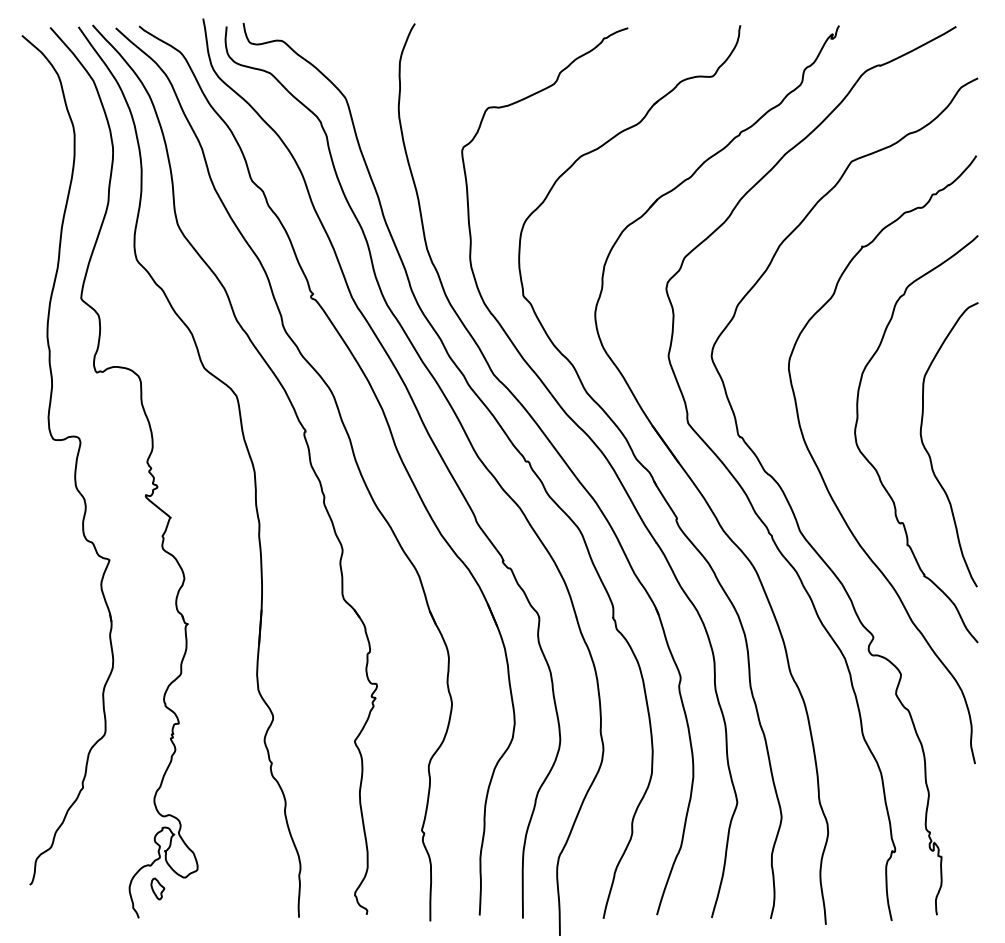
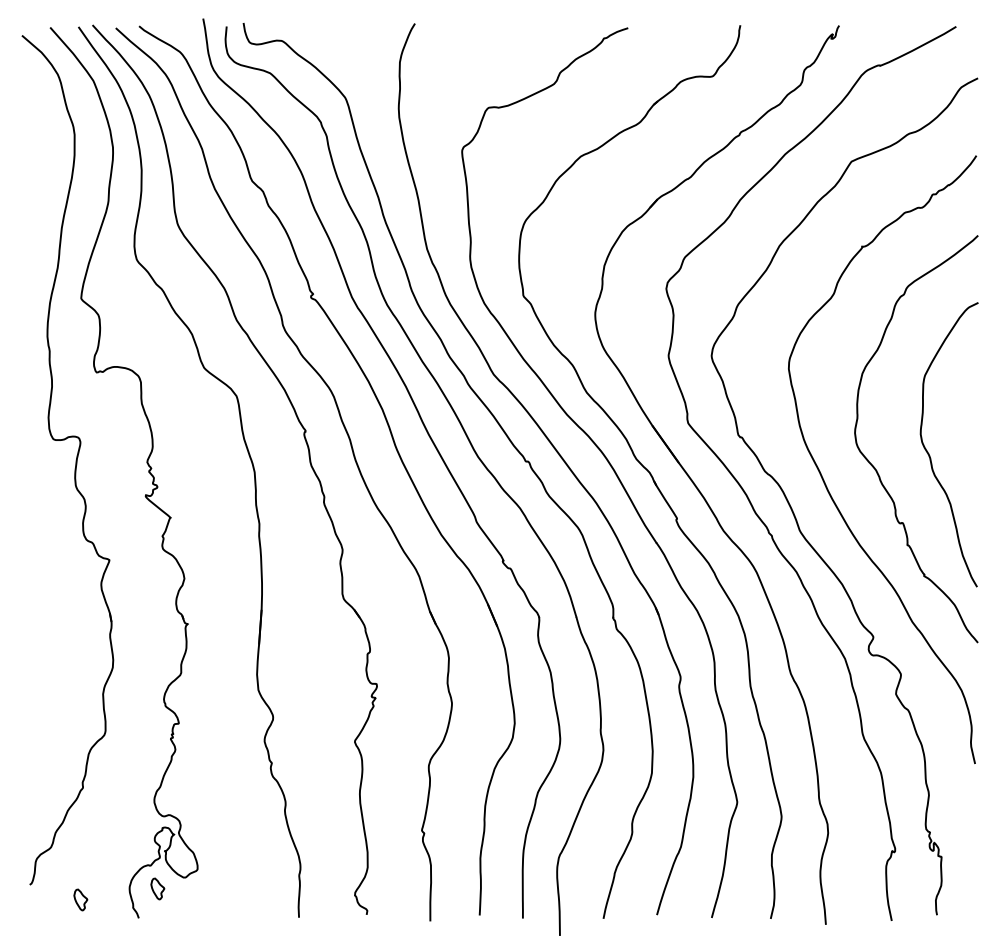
part: none -> present (80, 899)
